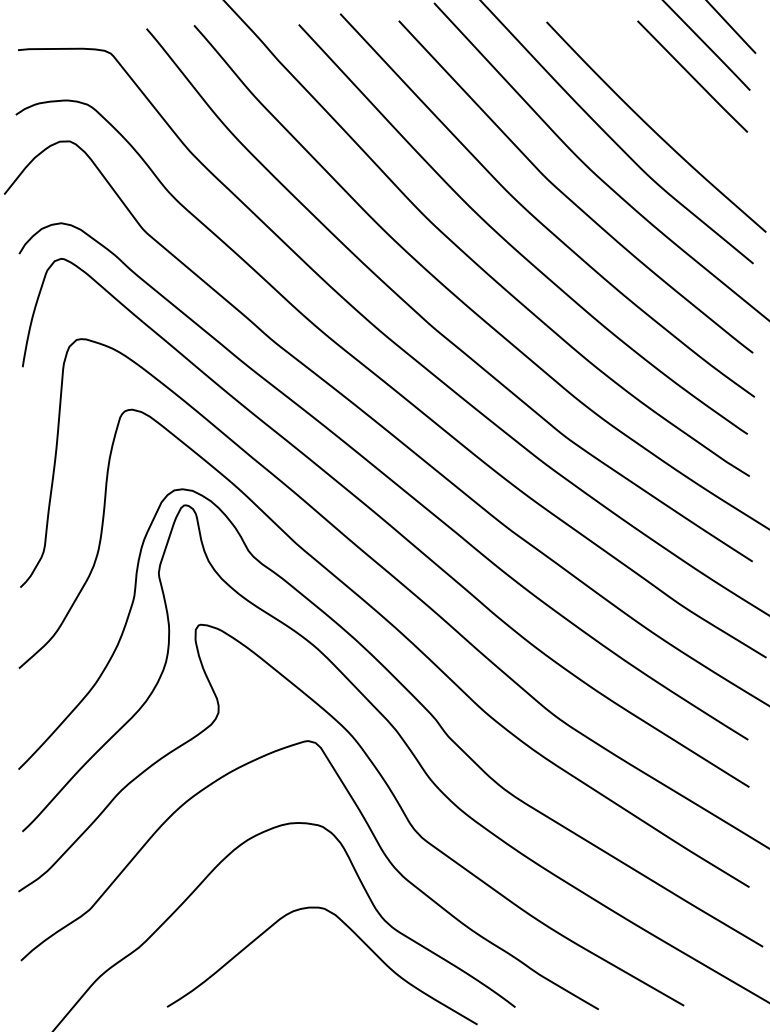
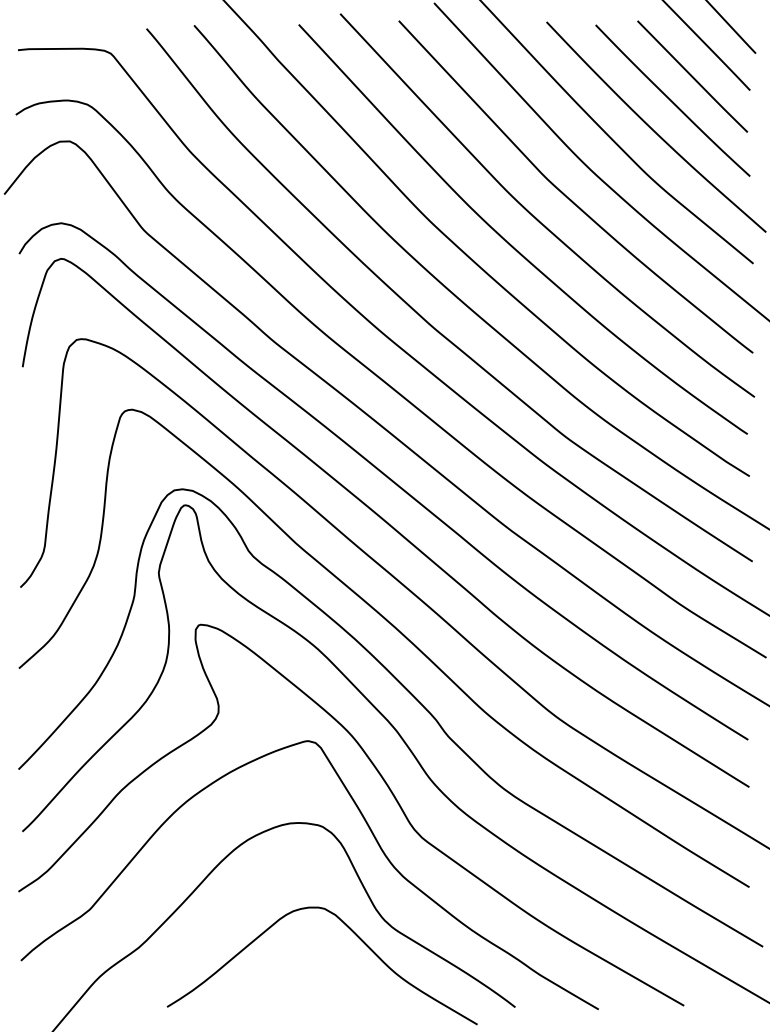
curve: none -> present (672, 100)
